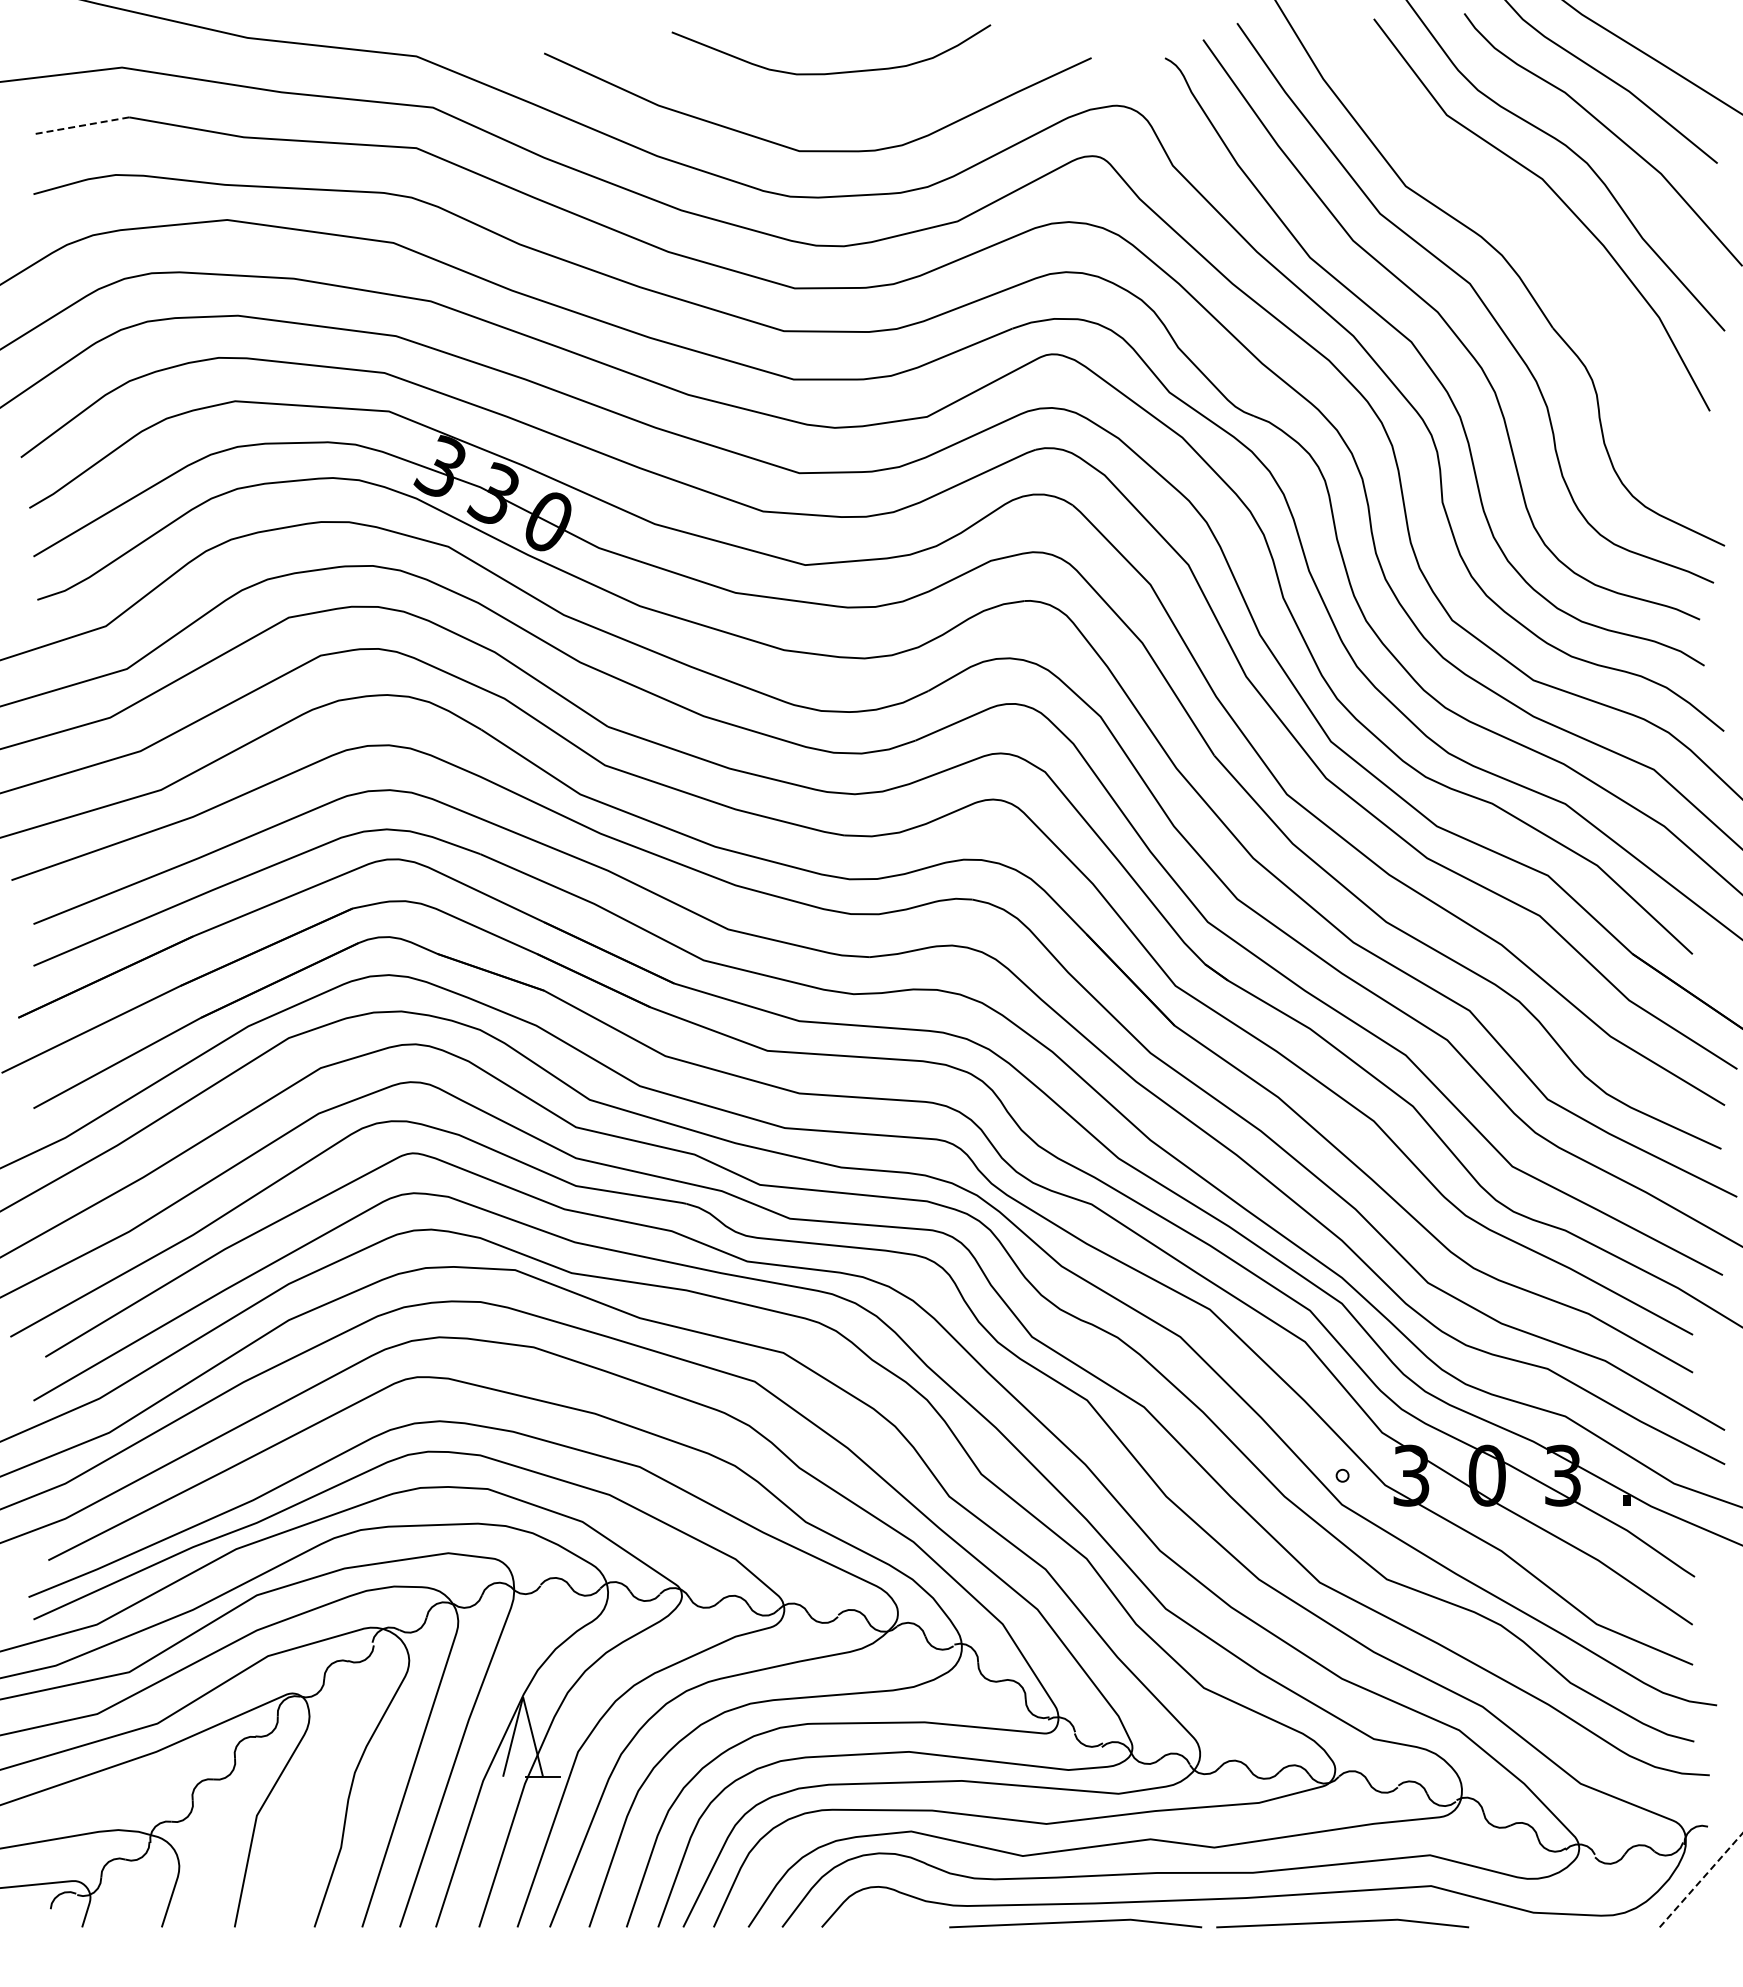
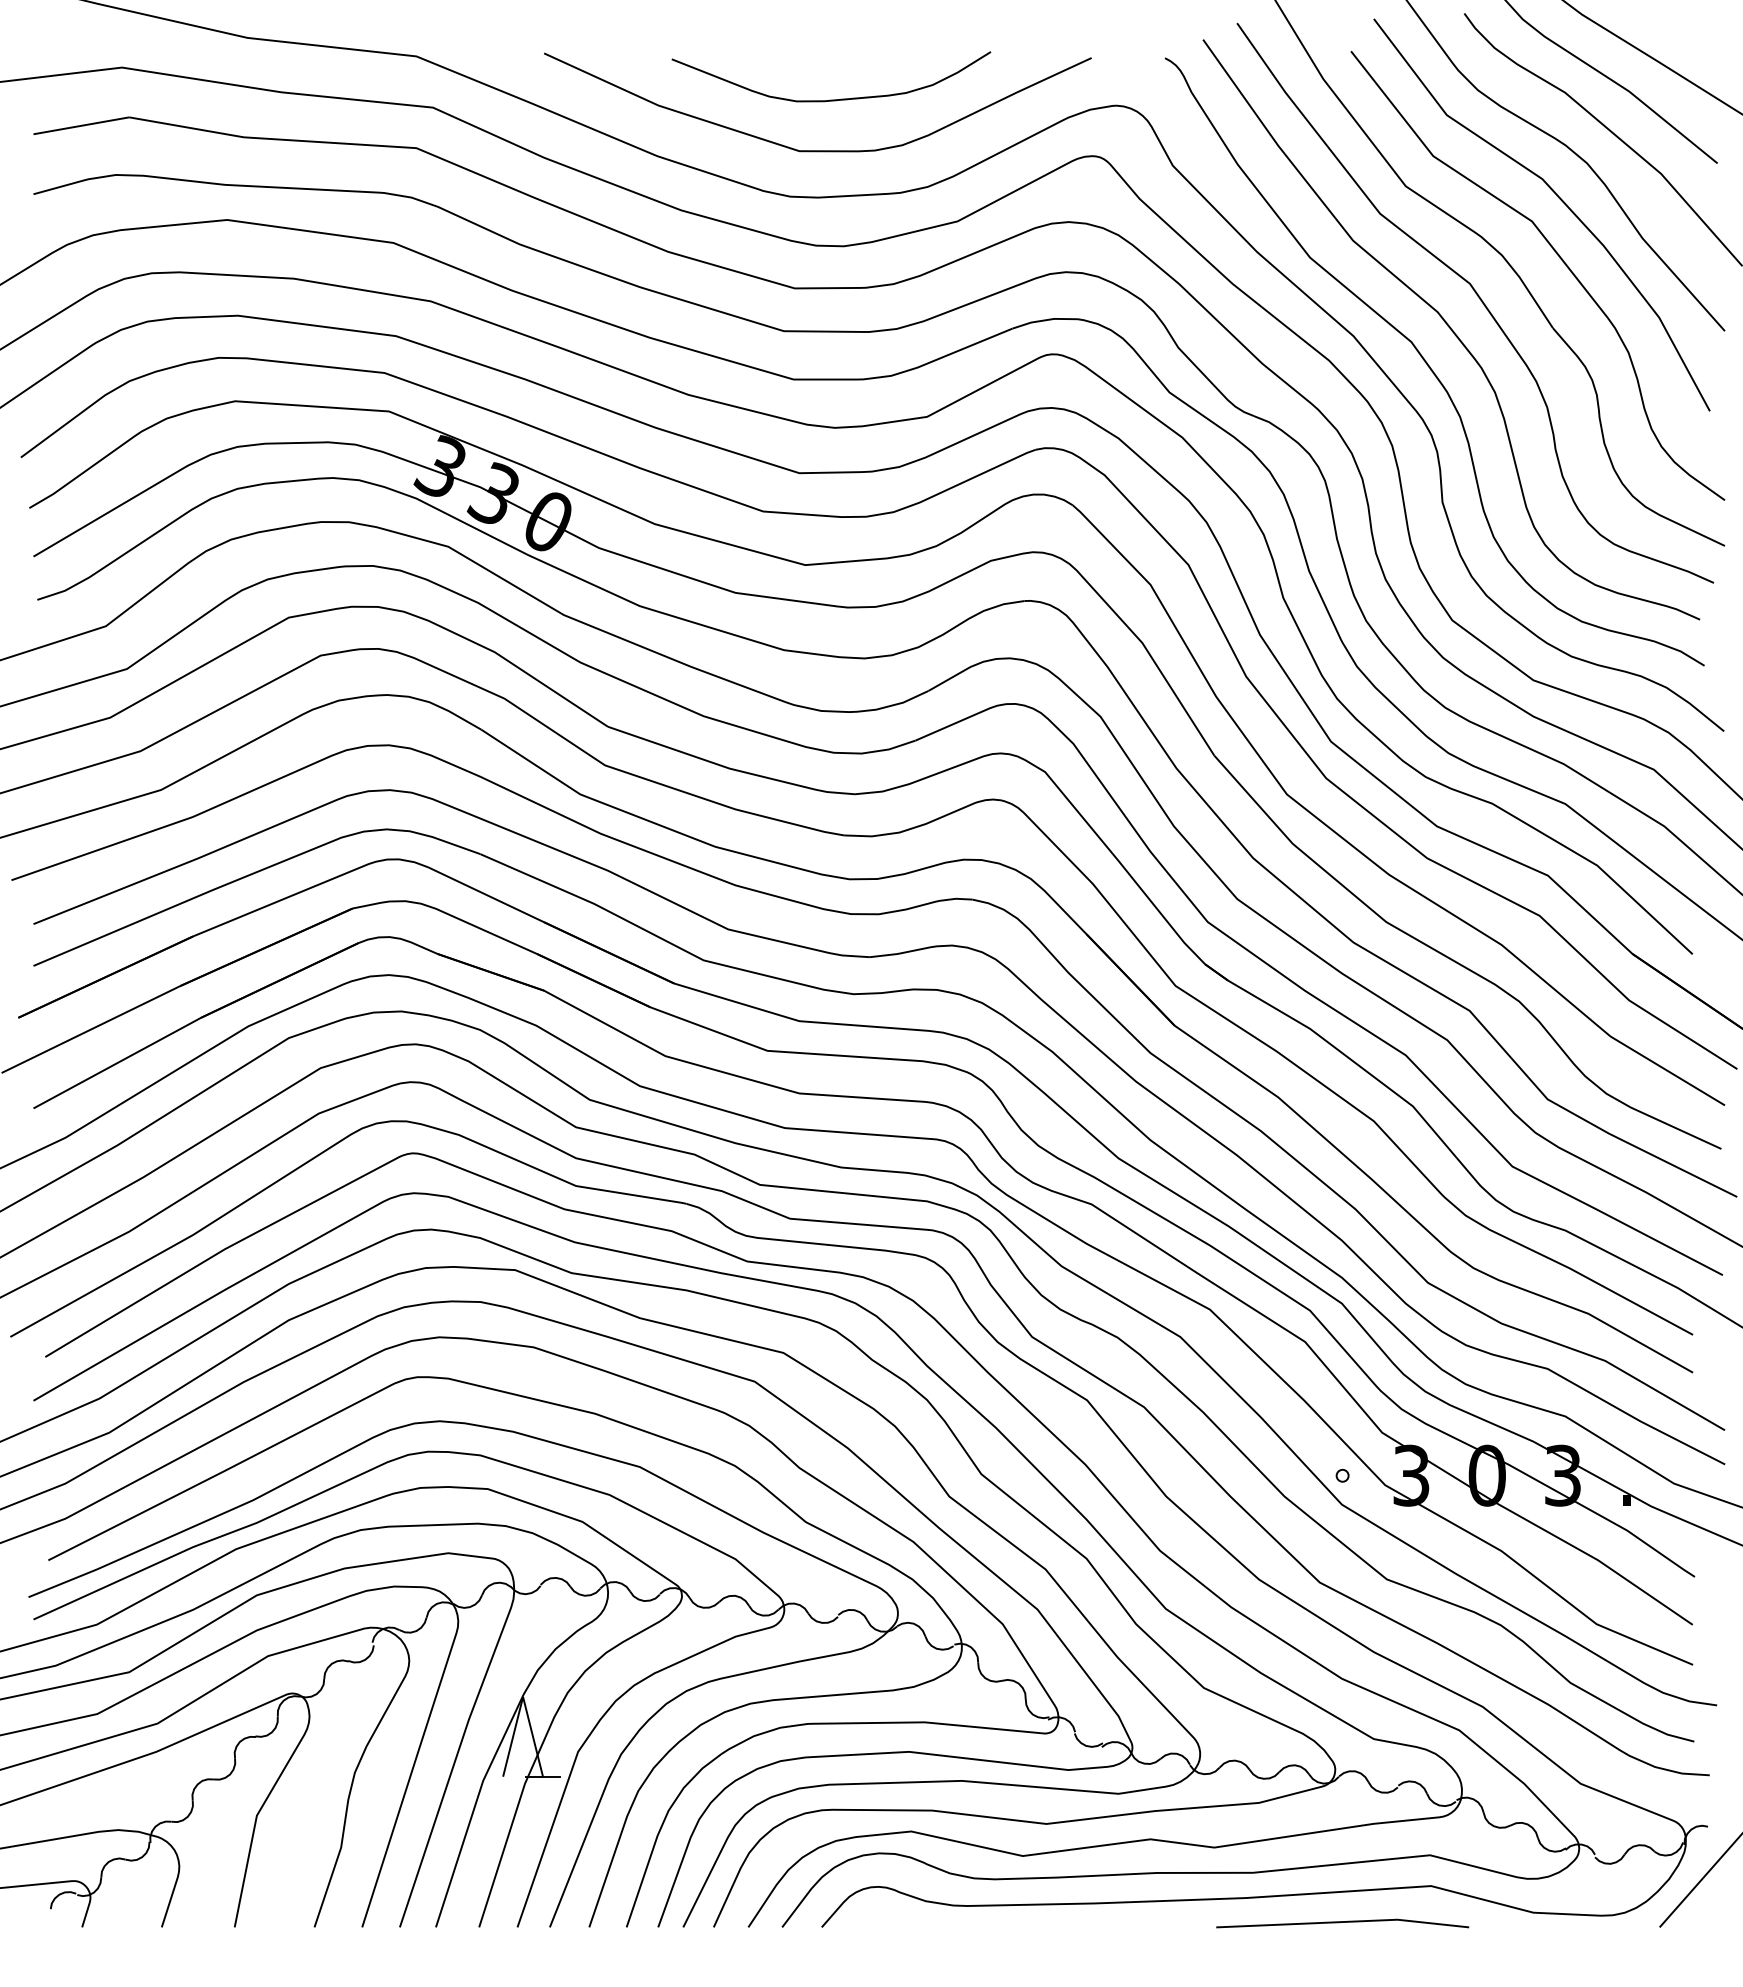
curve position: (831, 72) -> (831, 99) (831, 99)
line: dashed -> solid (81, 125)
curve: none -> present (1559, 258)
line: dashed -> solid (1701, 1880)
line: present -> none (1075, 1922)
